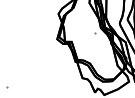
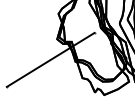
line: none -> present (50, 59)
